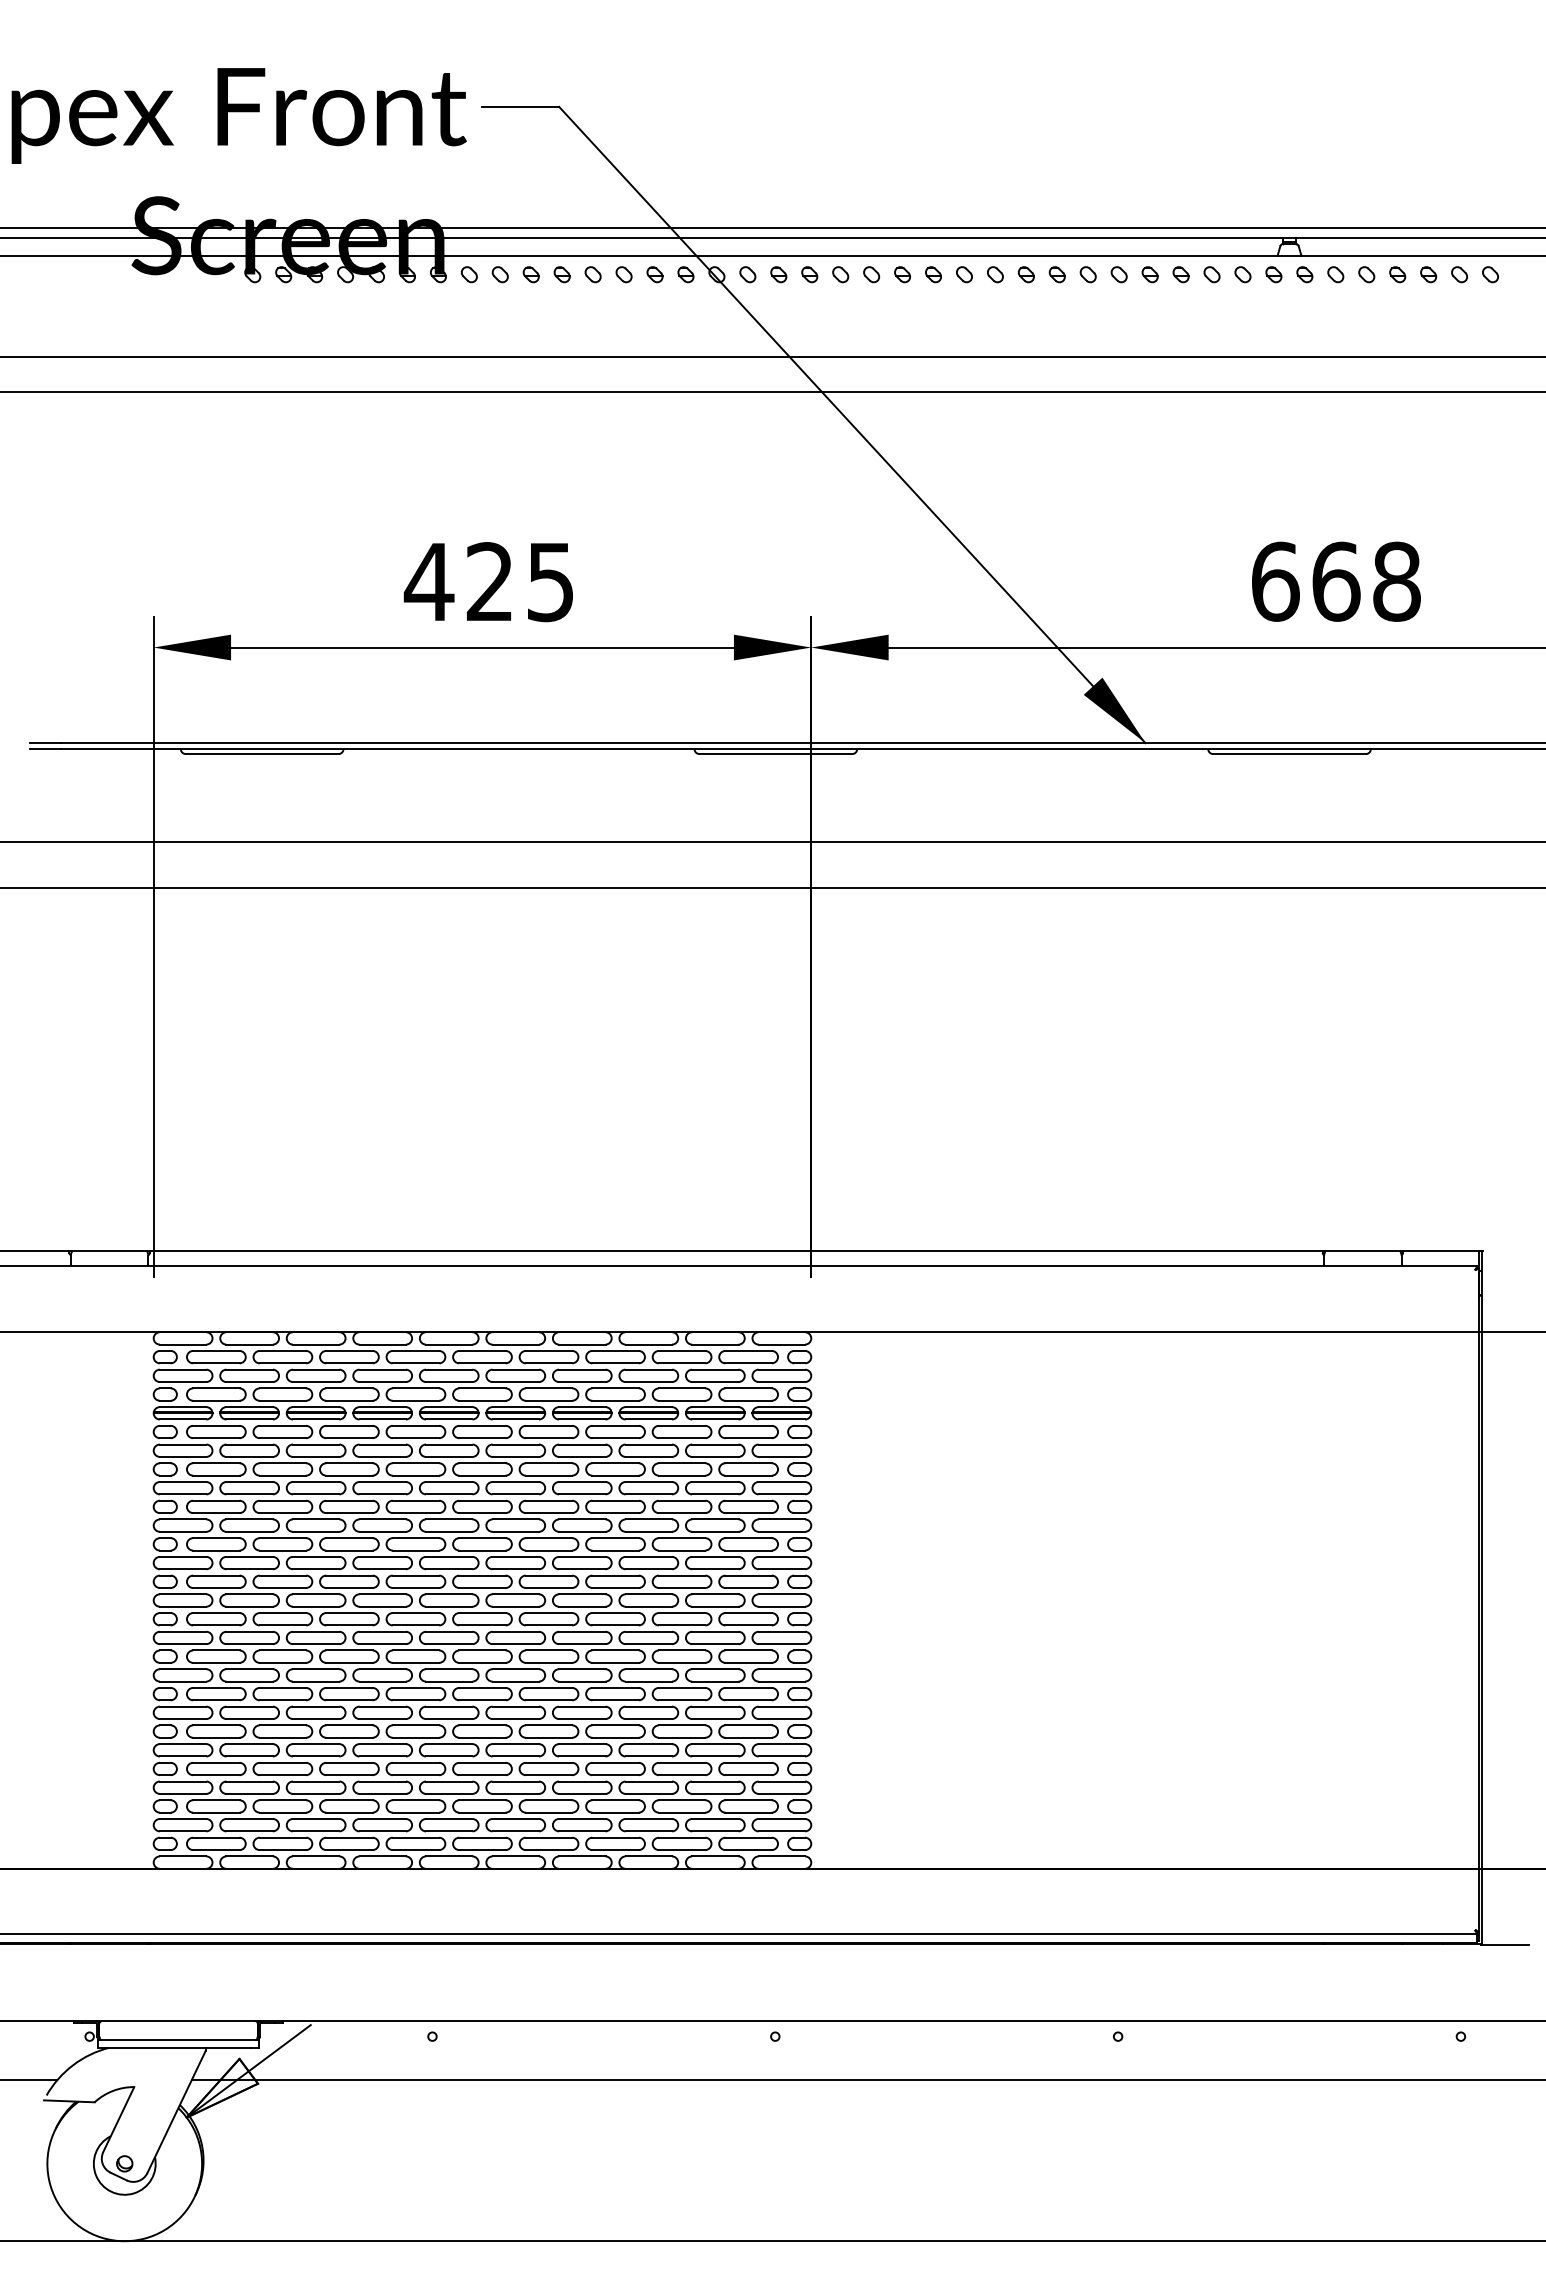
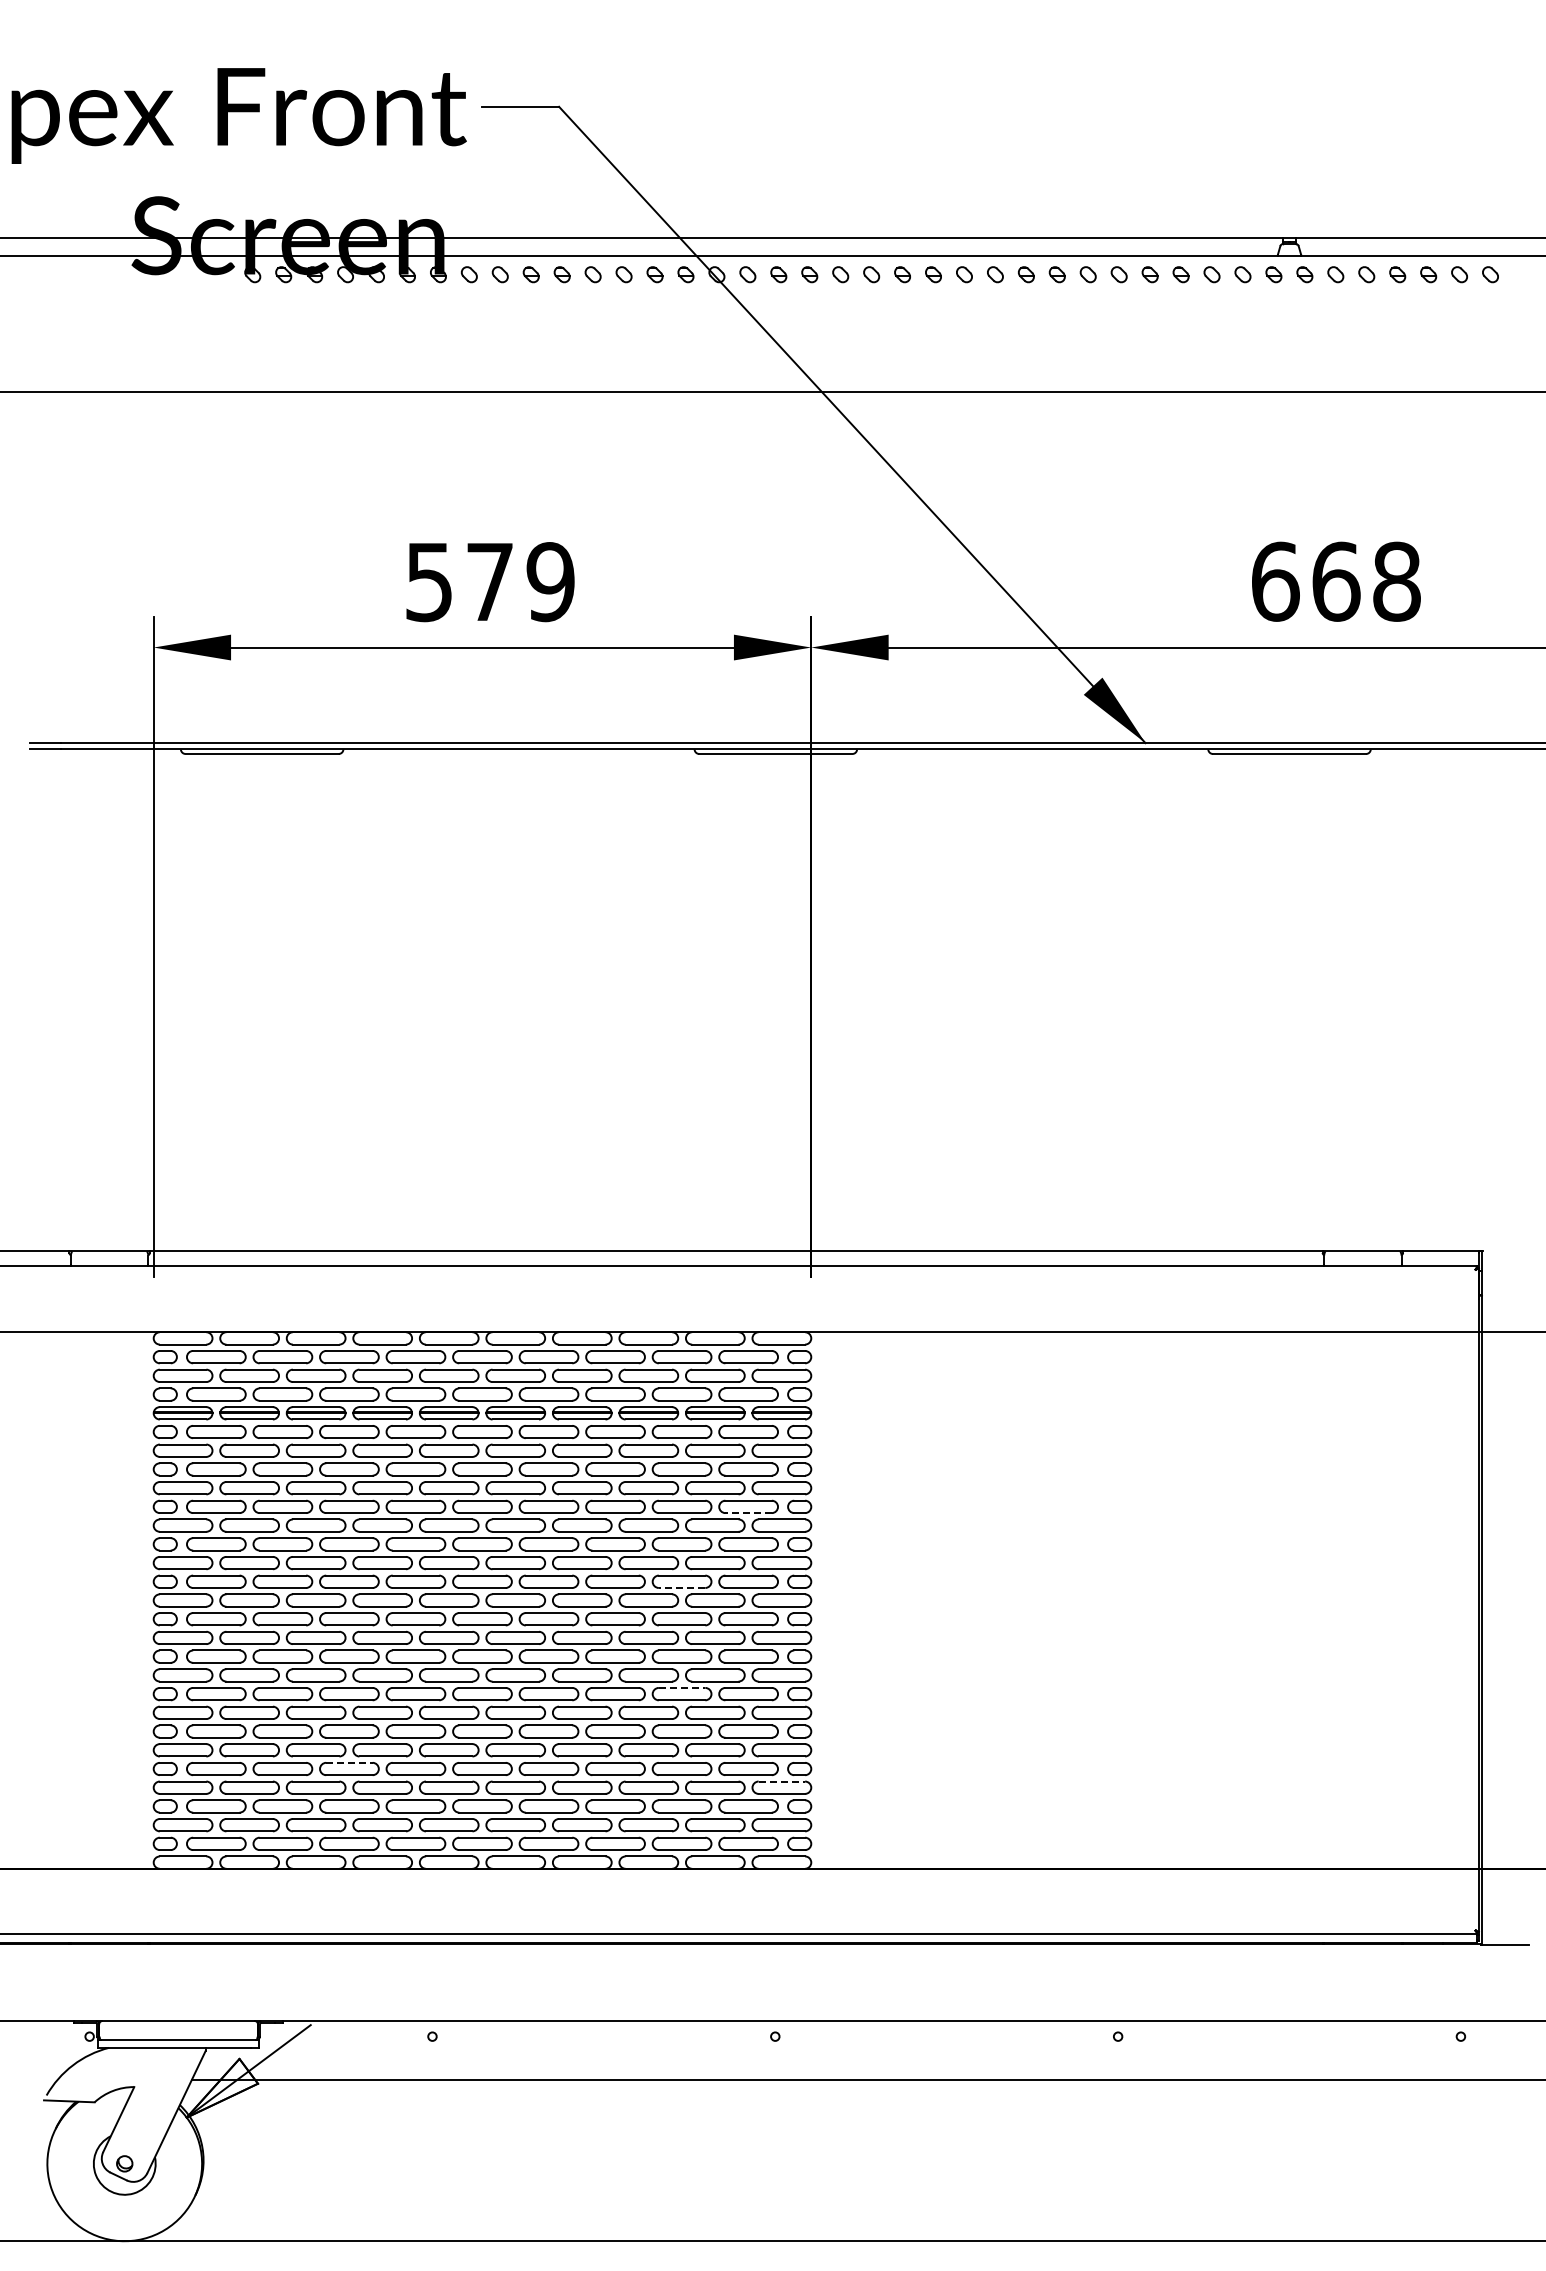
line: present -> none (772, 228)
line: present -> none (772, 356)
text: 425 -> 579 (488, 582)
line: present -> none (772, 841)
line: present -> none (772, 888)
line: solid -> dashed (748, 1513)
line: solid -> dashed (681, 1587)
line: solid -> dashed (682, 1687)
line: solid -> dashed (349, 1762)
line: solid -> dashed (782, 1781)
line: present -> none (29, 2080)
